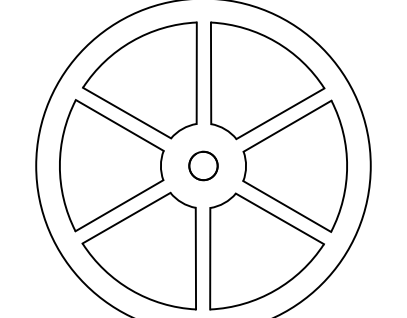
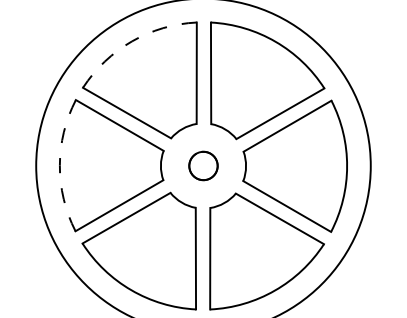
arc: solid -> dashed (132, 41)
arc: solid -> dashed (59, 165)
